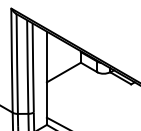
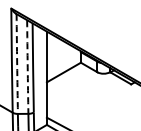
arc: solid -> dashed (17, 64)
arc: solid -> dashed (27, 67)
